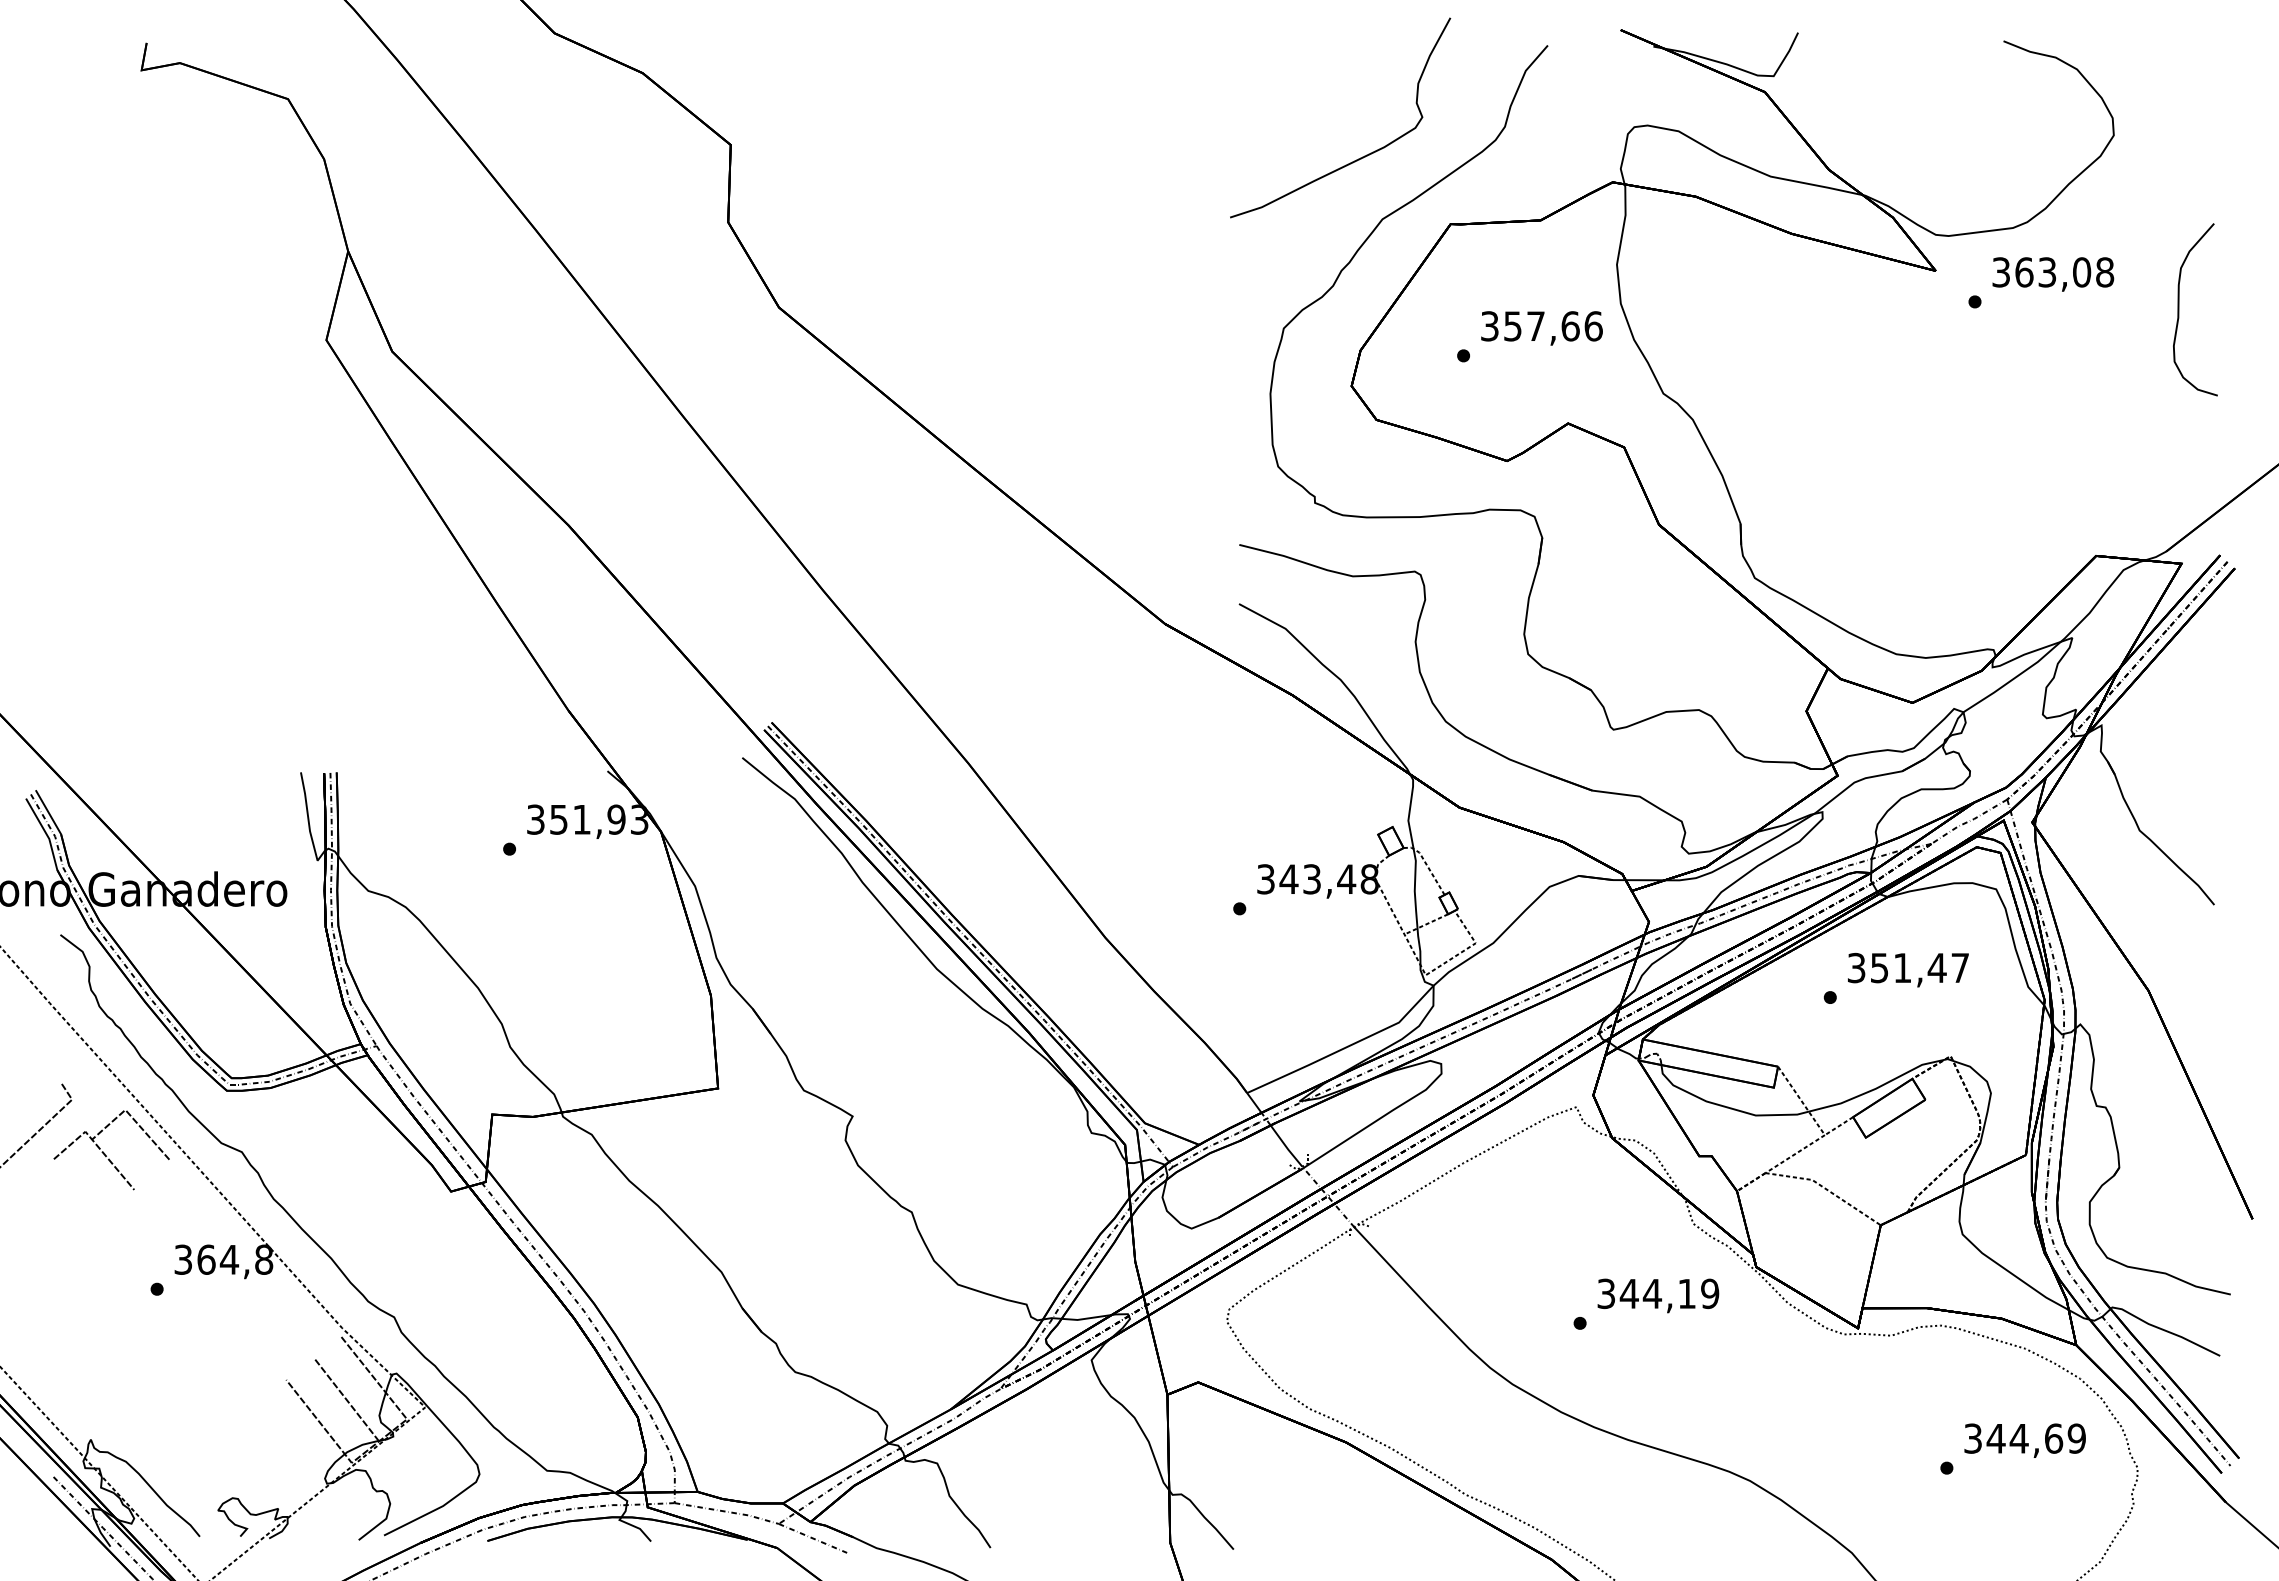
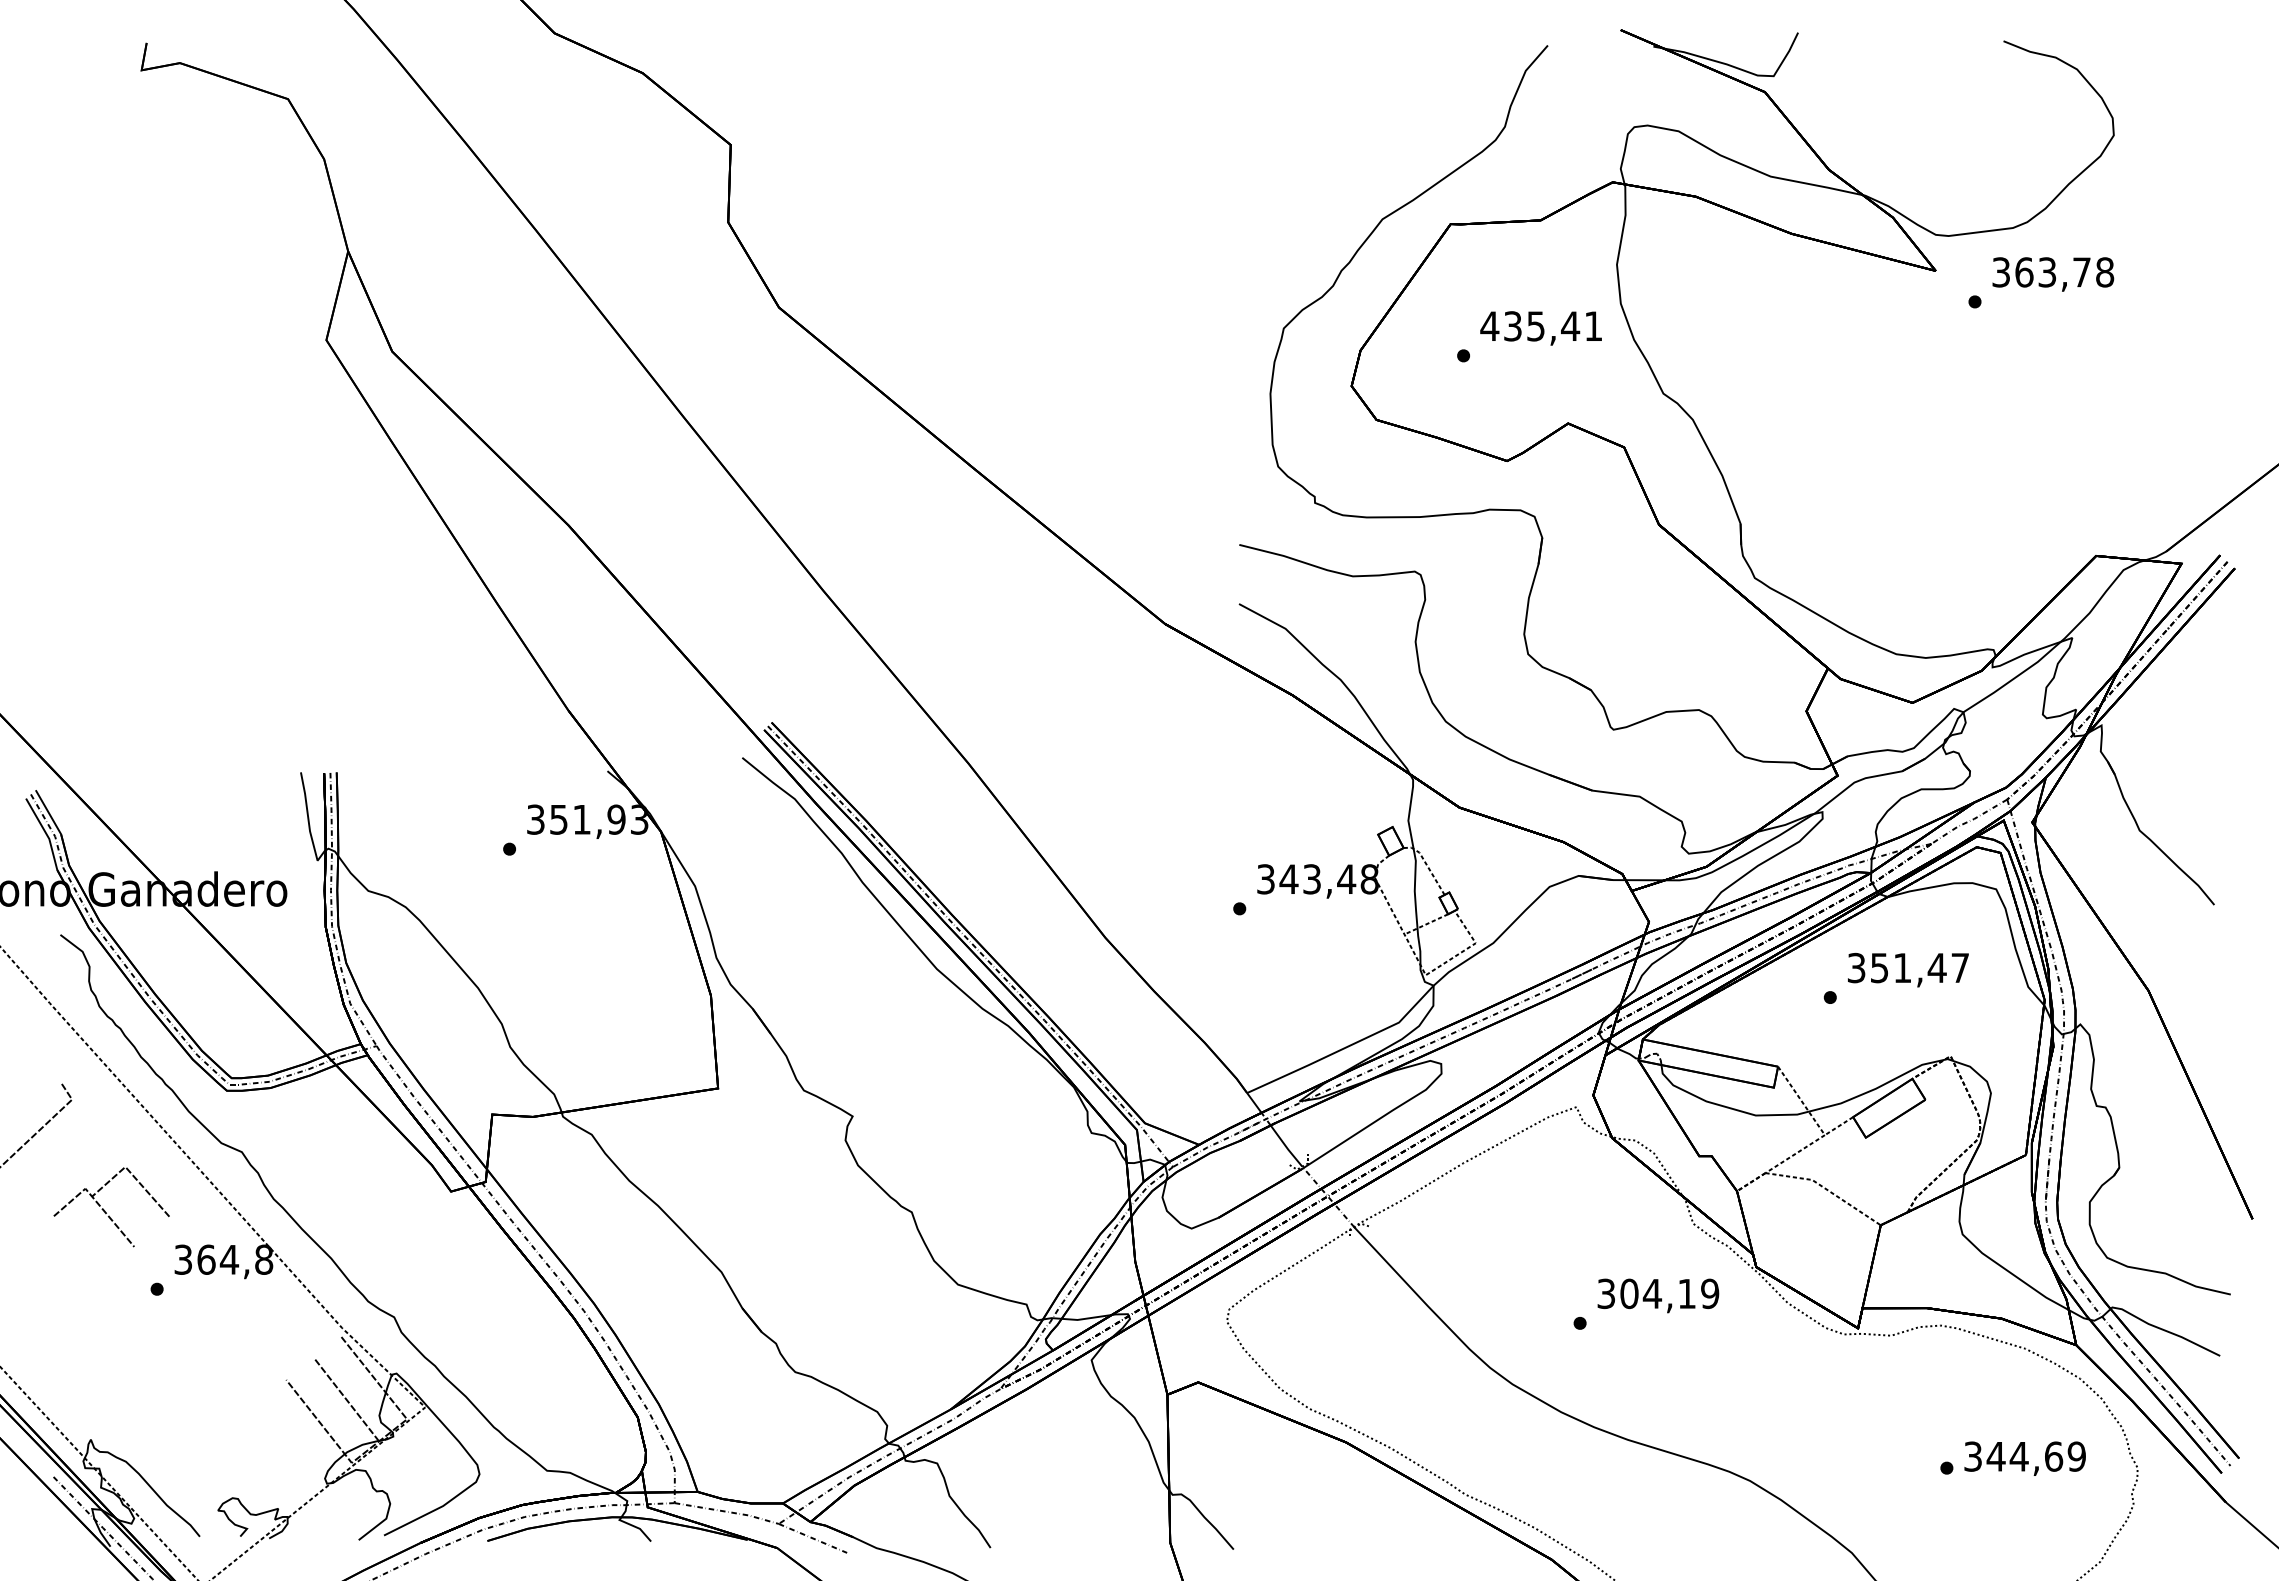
curve: present -> none (1360, 157)
text: 363,08 -> 363,78 (2082, 272)
curve: present -> none (2179, 309)
text: 357,66 -> 435,41 (1541, 326)
part position: (106, 1155) -> (106, 1212) (106, 1212)
text: 344,19 -> 304,19 (1628, 1293)
text position: (2024, 1440) -> (2024, 1458) (2024, 1458)
